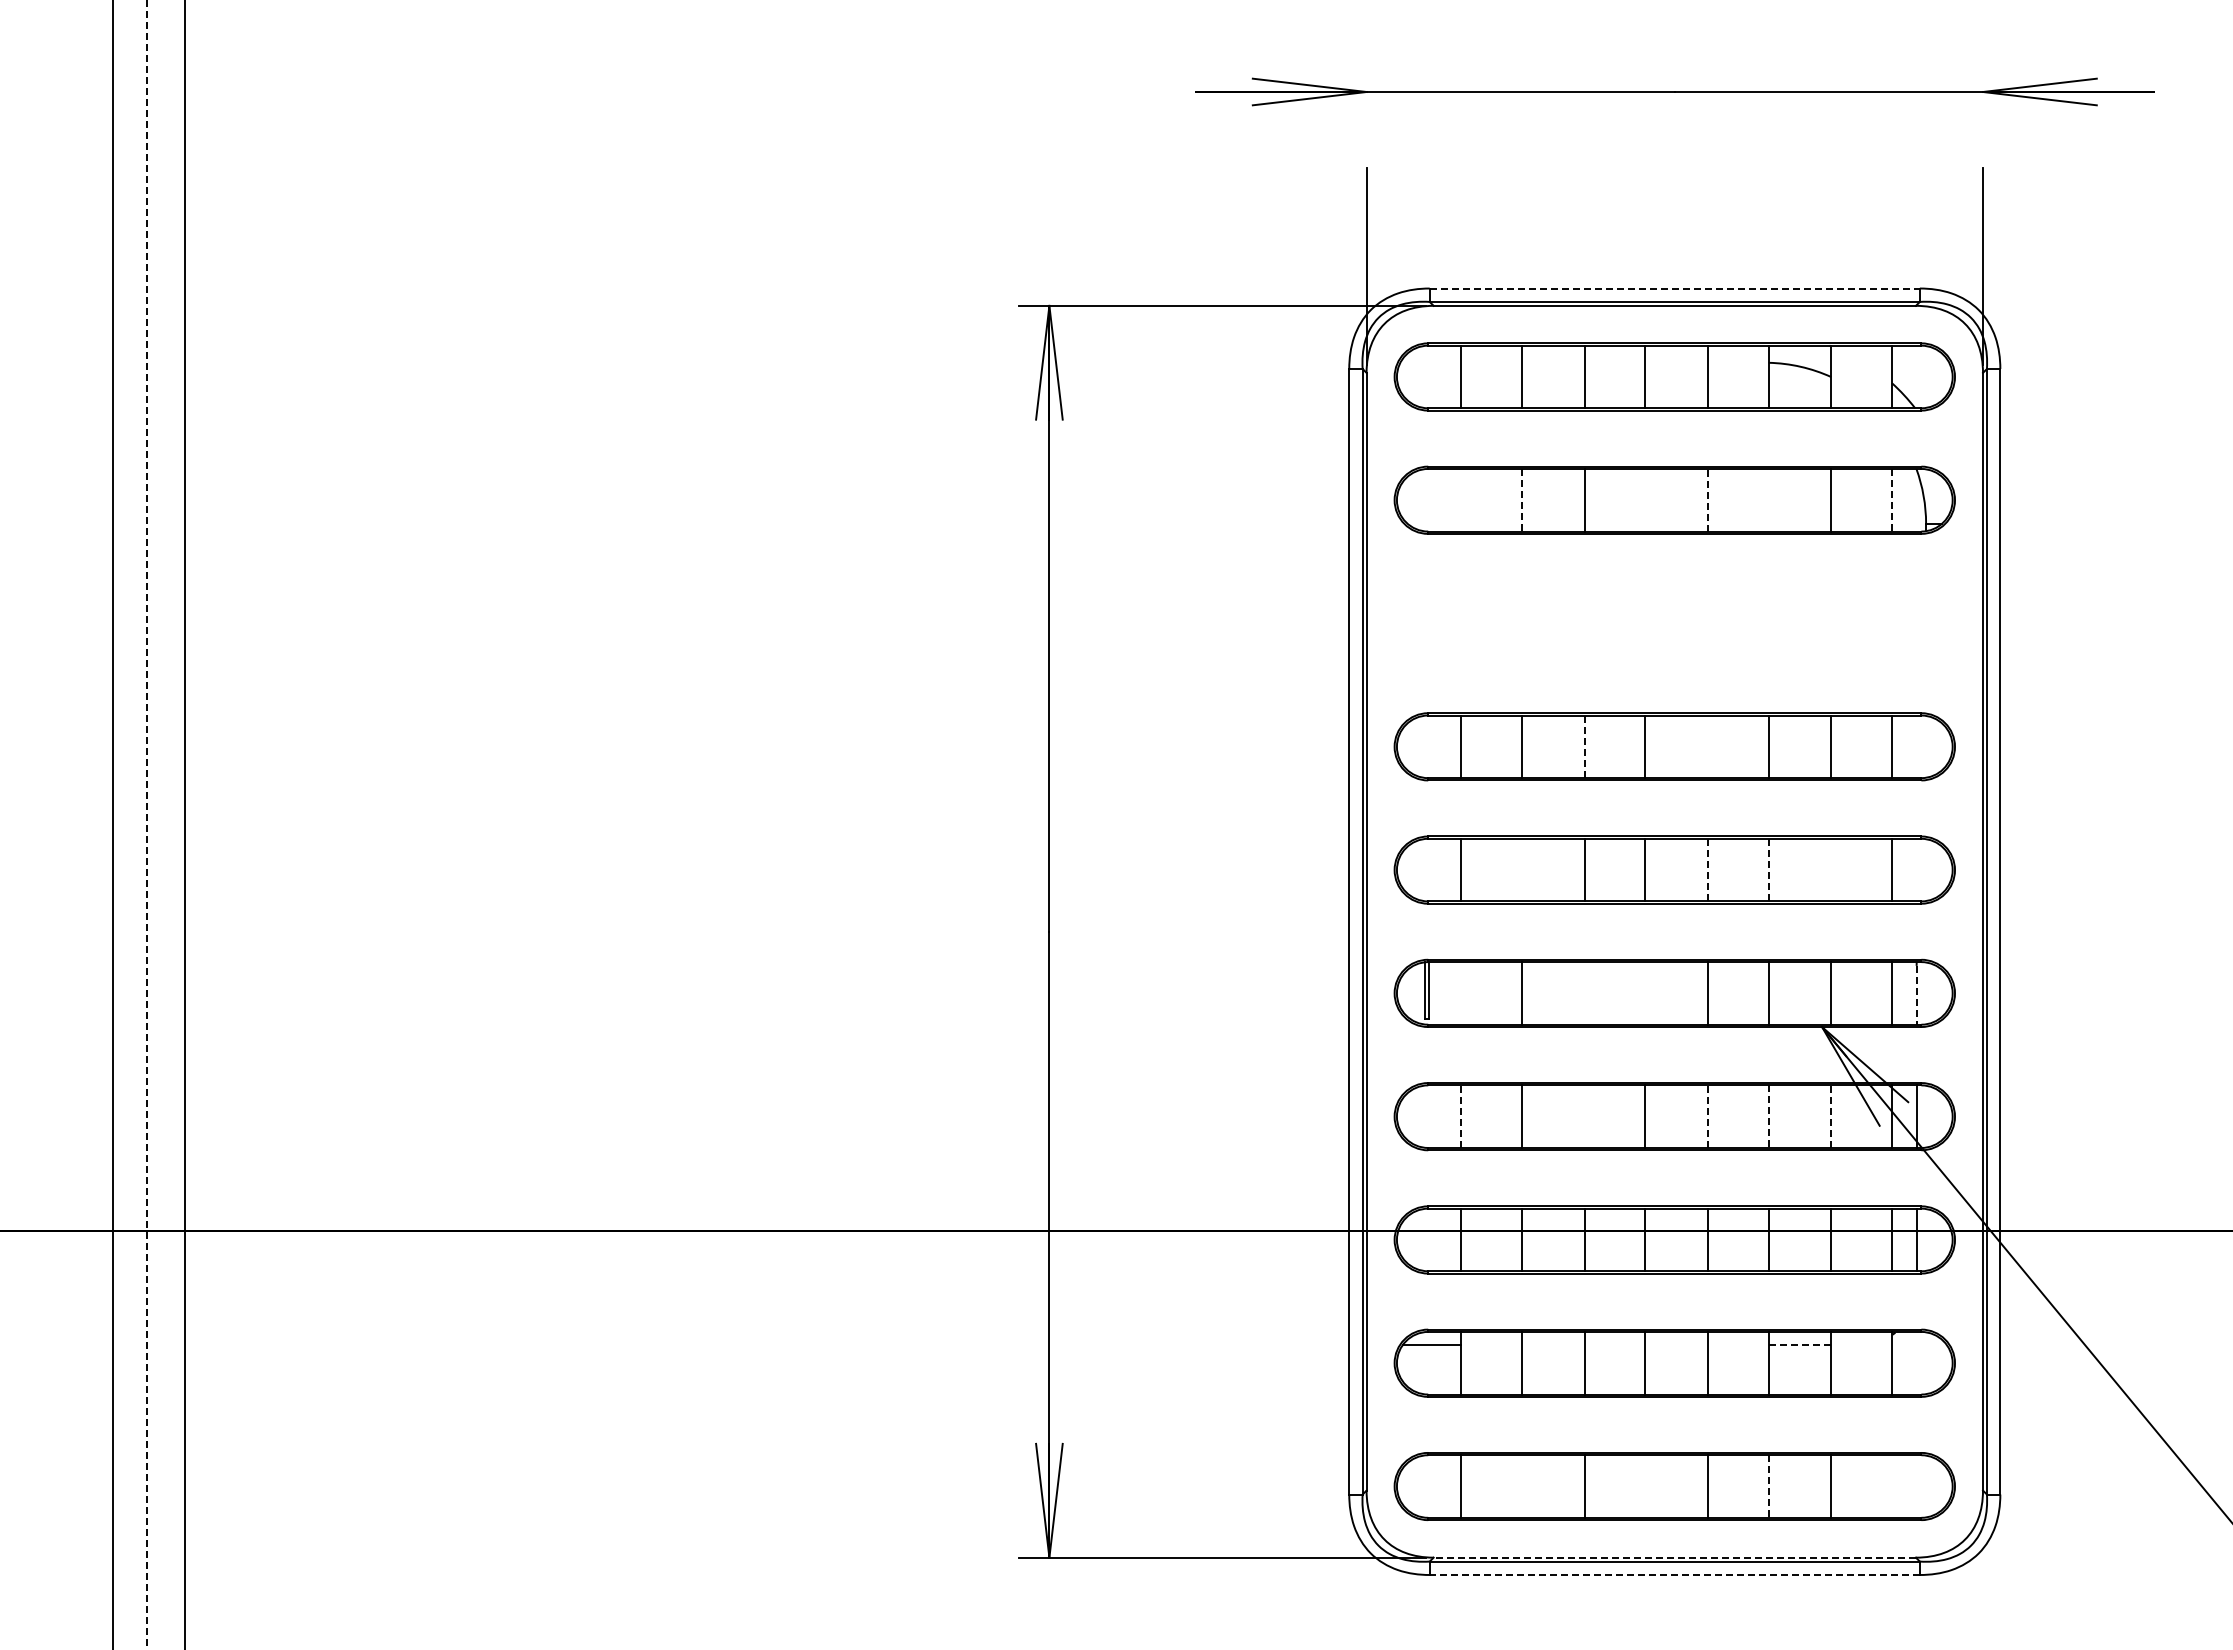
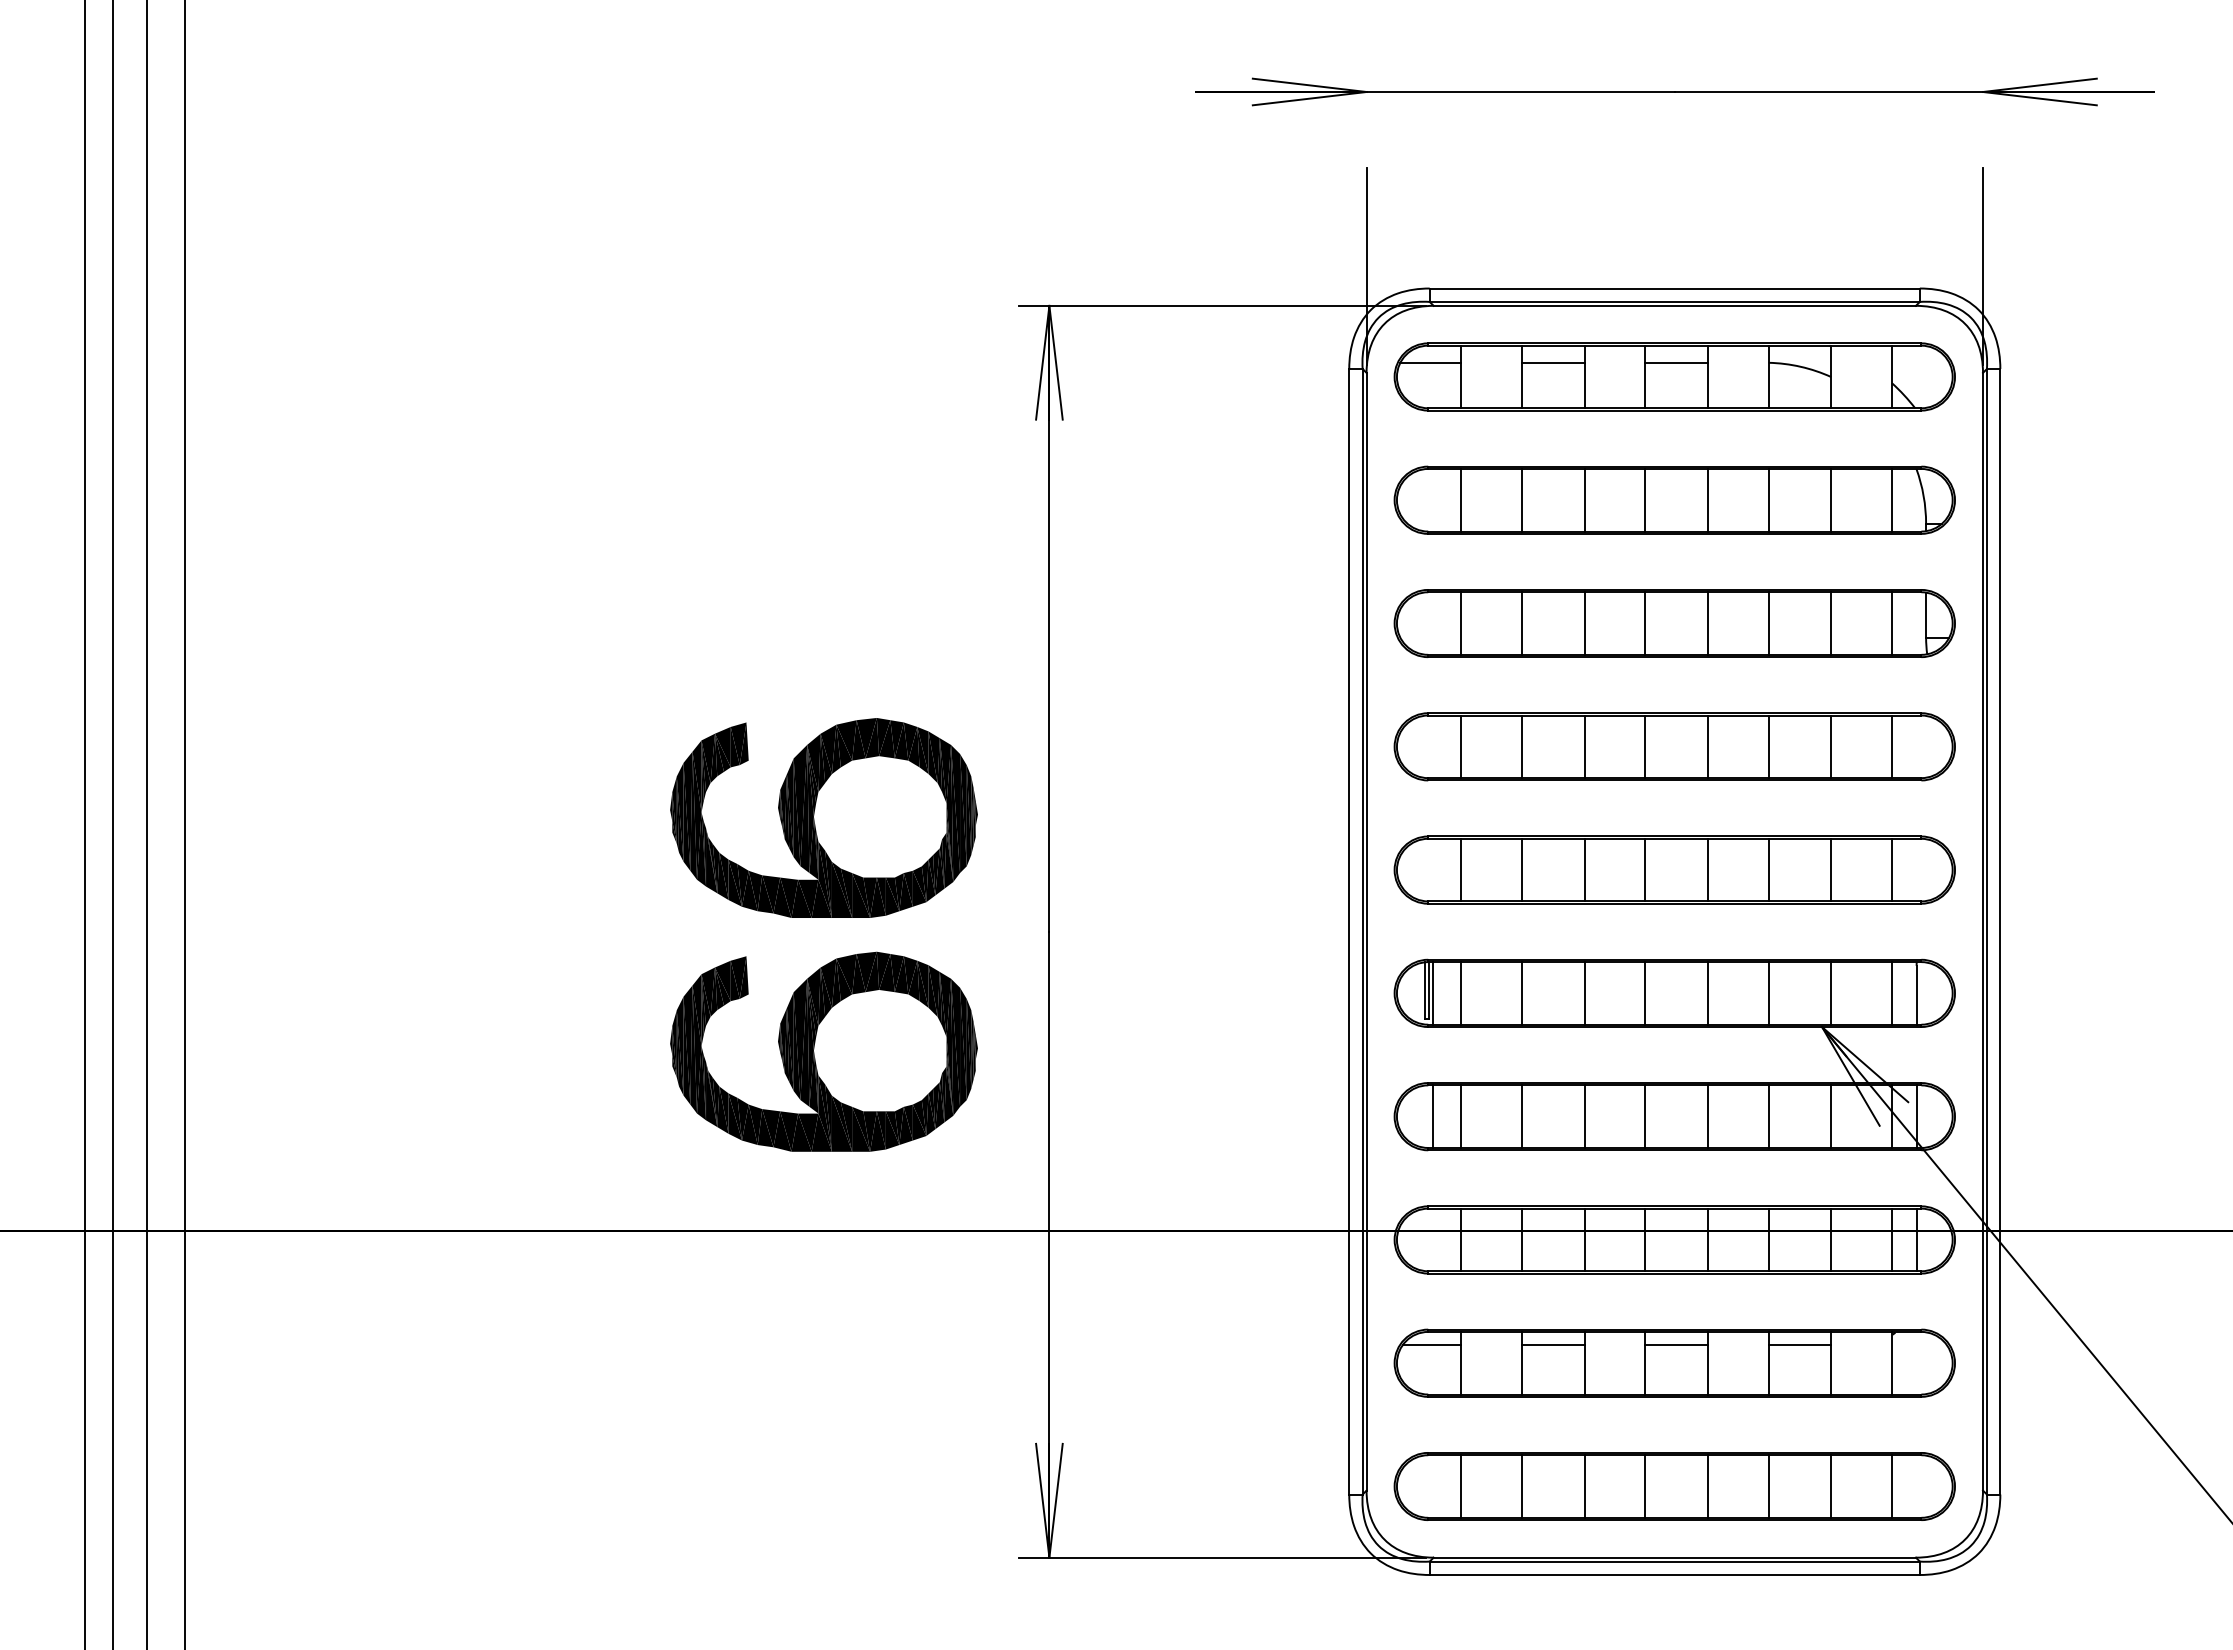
line: dashed -> solid (1675, 288)
line: none -> present (1430, 362)
line: none -> present (1553, 362)
line: none -> present (1676, 362)
line: none -> present (1461, 499)
line: none -> present (1645, 499)
line: dashed -> solid (1708, 499)
line: none -> present (1768, 499)
line: dashed -> solid (1522, 500)
line: dashed -> solid (1891, 500)
part: none -> present (1674, 623)
line: dashed -> solid (1584, 746)
line: none -> present (1708, 746)
part: none -> present (823, 817)
line: none -> present (84, 824)
line: dashed -> solid (146, 825)
line: none -> present (1522, 869)
line: dashed -> solid (1708, 869)
line: none -> present (1831, 869)
line: dashed -> solid (1768, 870)
line: none -> present (1432, 993)
line: none -> present (1461, 993)
line: none -> present (1584, 993)
line: none -> present (1645, 993)
line: dashed -> solid (1916, 995)
part: none -> present (823, 1051)
line: none -> present (1432, 1116)
line: dashed -> solid (1461, 1116)
line: none -> present (1584, 1116)
line: dashed -> solid (1708, 1116)
line: dashed -> solid (1831, 1116)
line: dashed -> solid (1768, 1117)
line: none -> present (1553, 1345)
line: none -> present (1676, 1345)
line: dashed -> solid (1799, 1345)
line: none -> present (1522, 1486)
line: none -> present (1645, 1486)
line: none -> present (1891, 1486)
line: dashed -> solid (1768, 1487)
line: dashed -> solid (1674, 1557)
line: dashed -> solid (1674, 1574)
